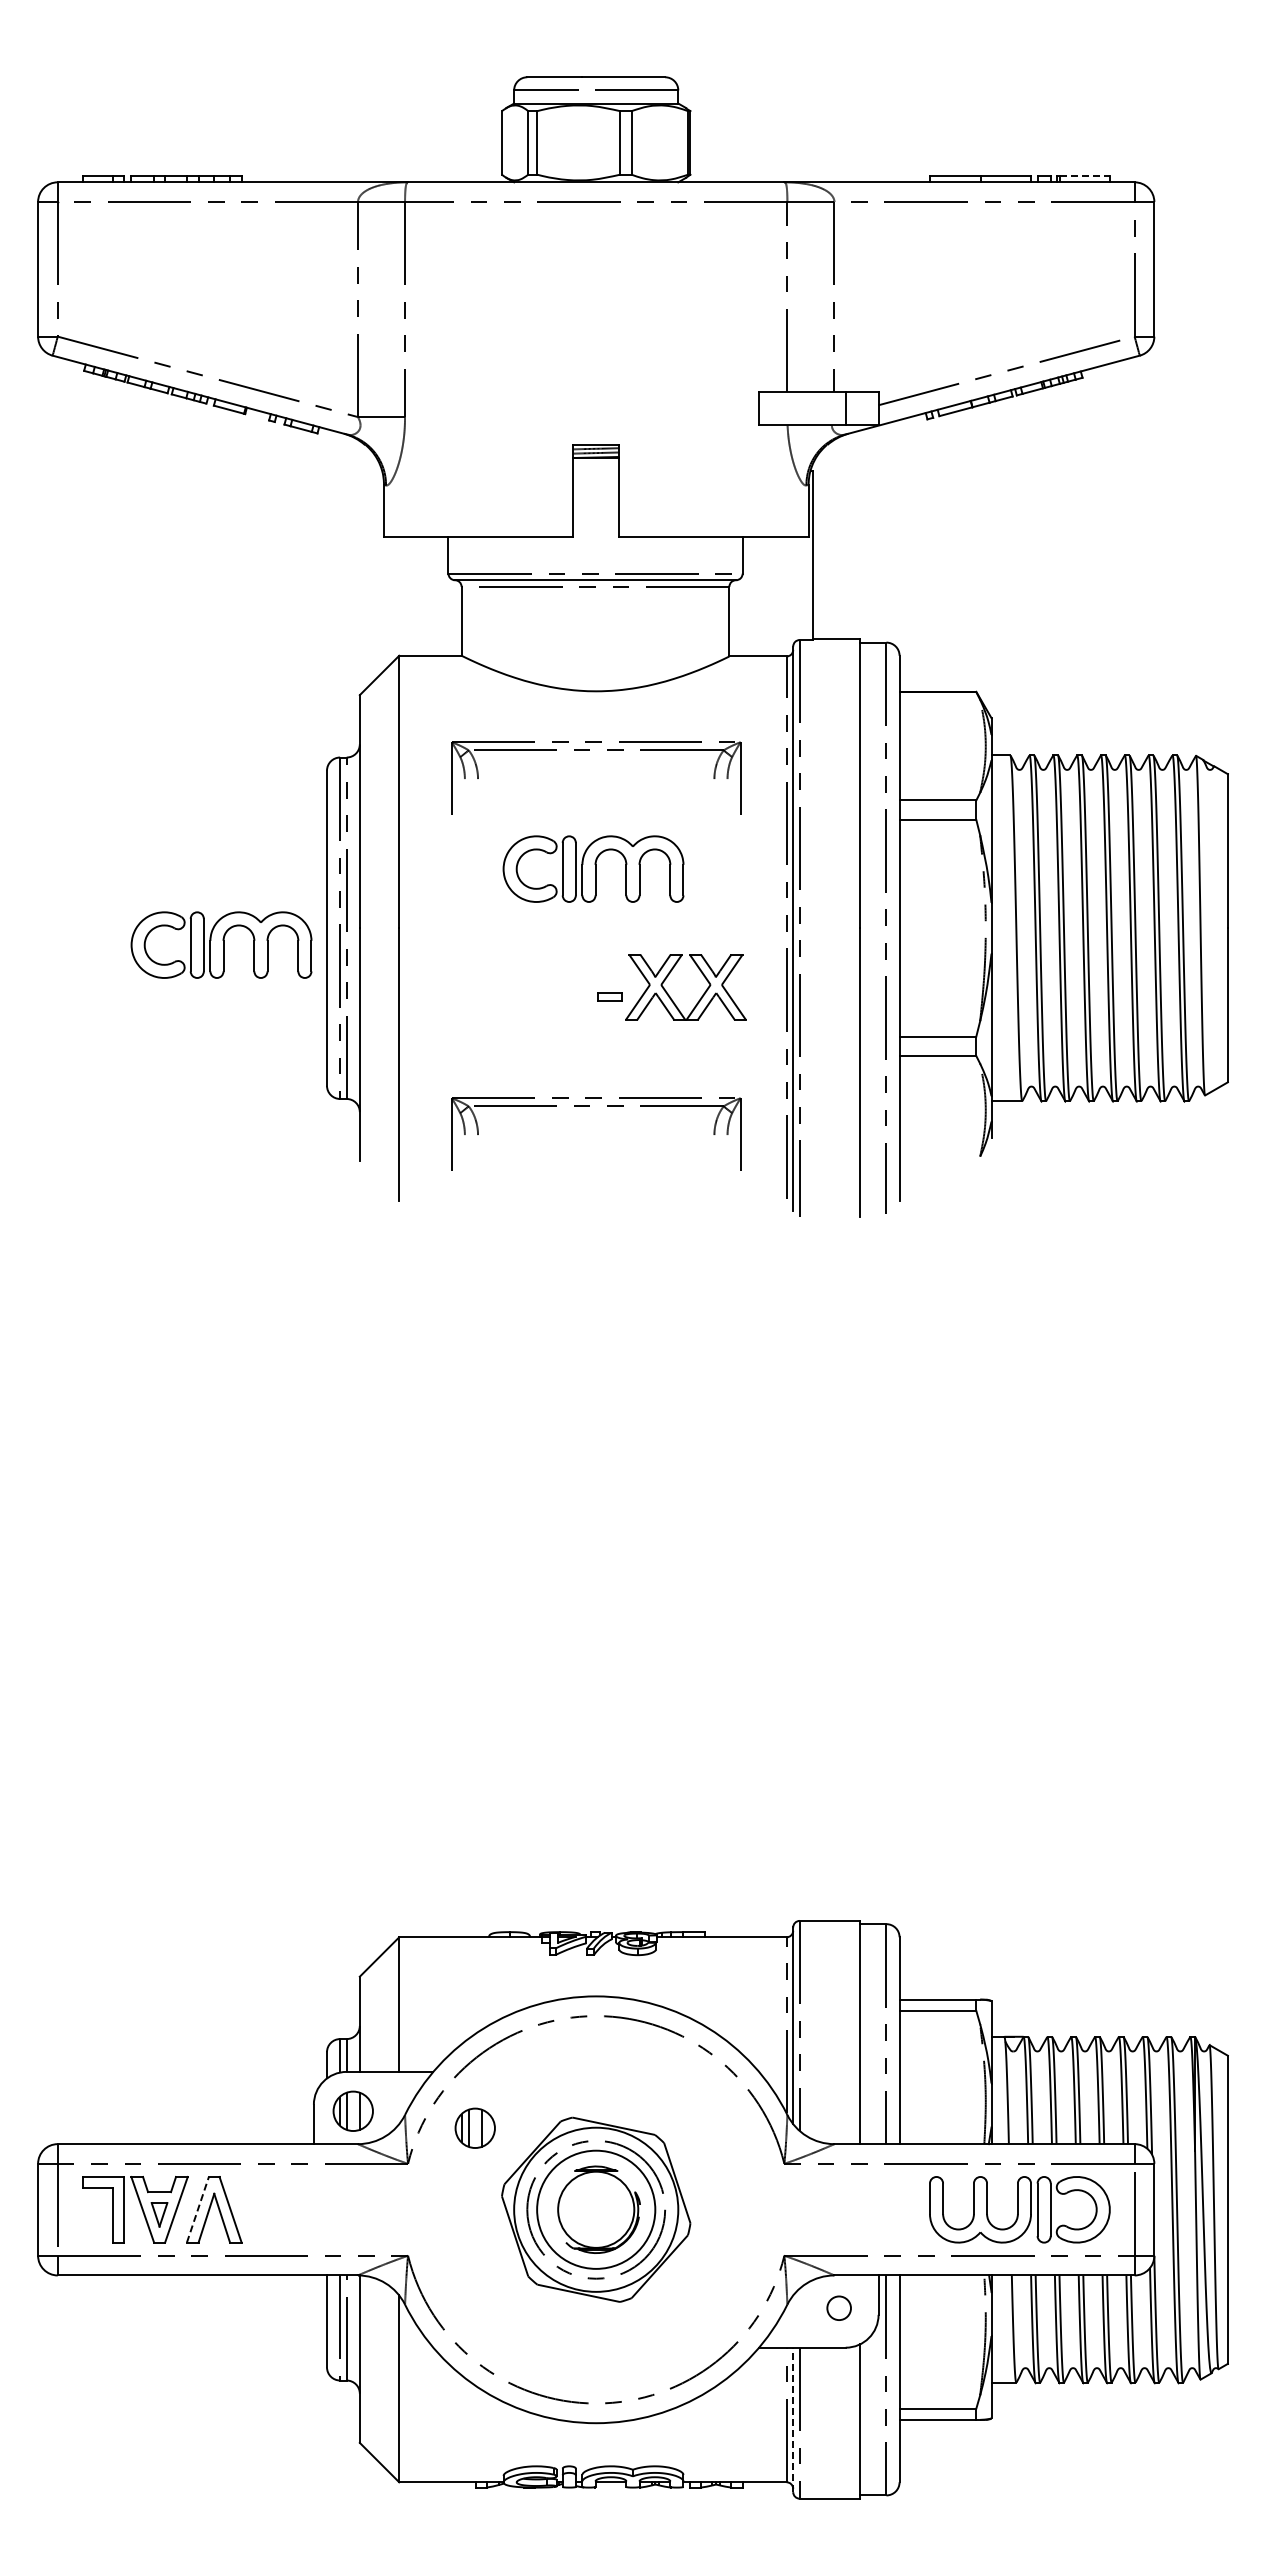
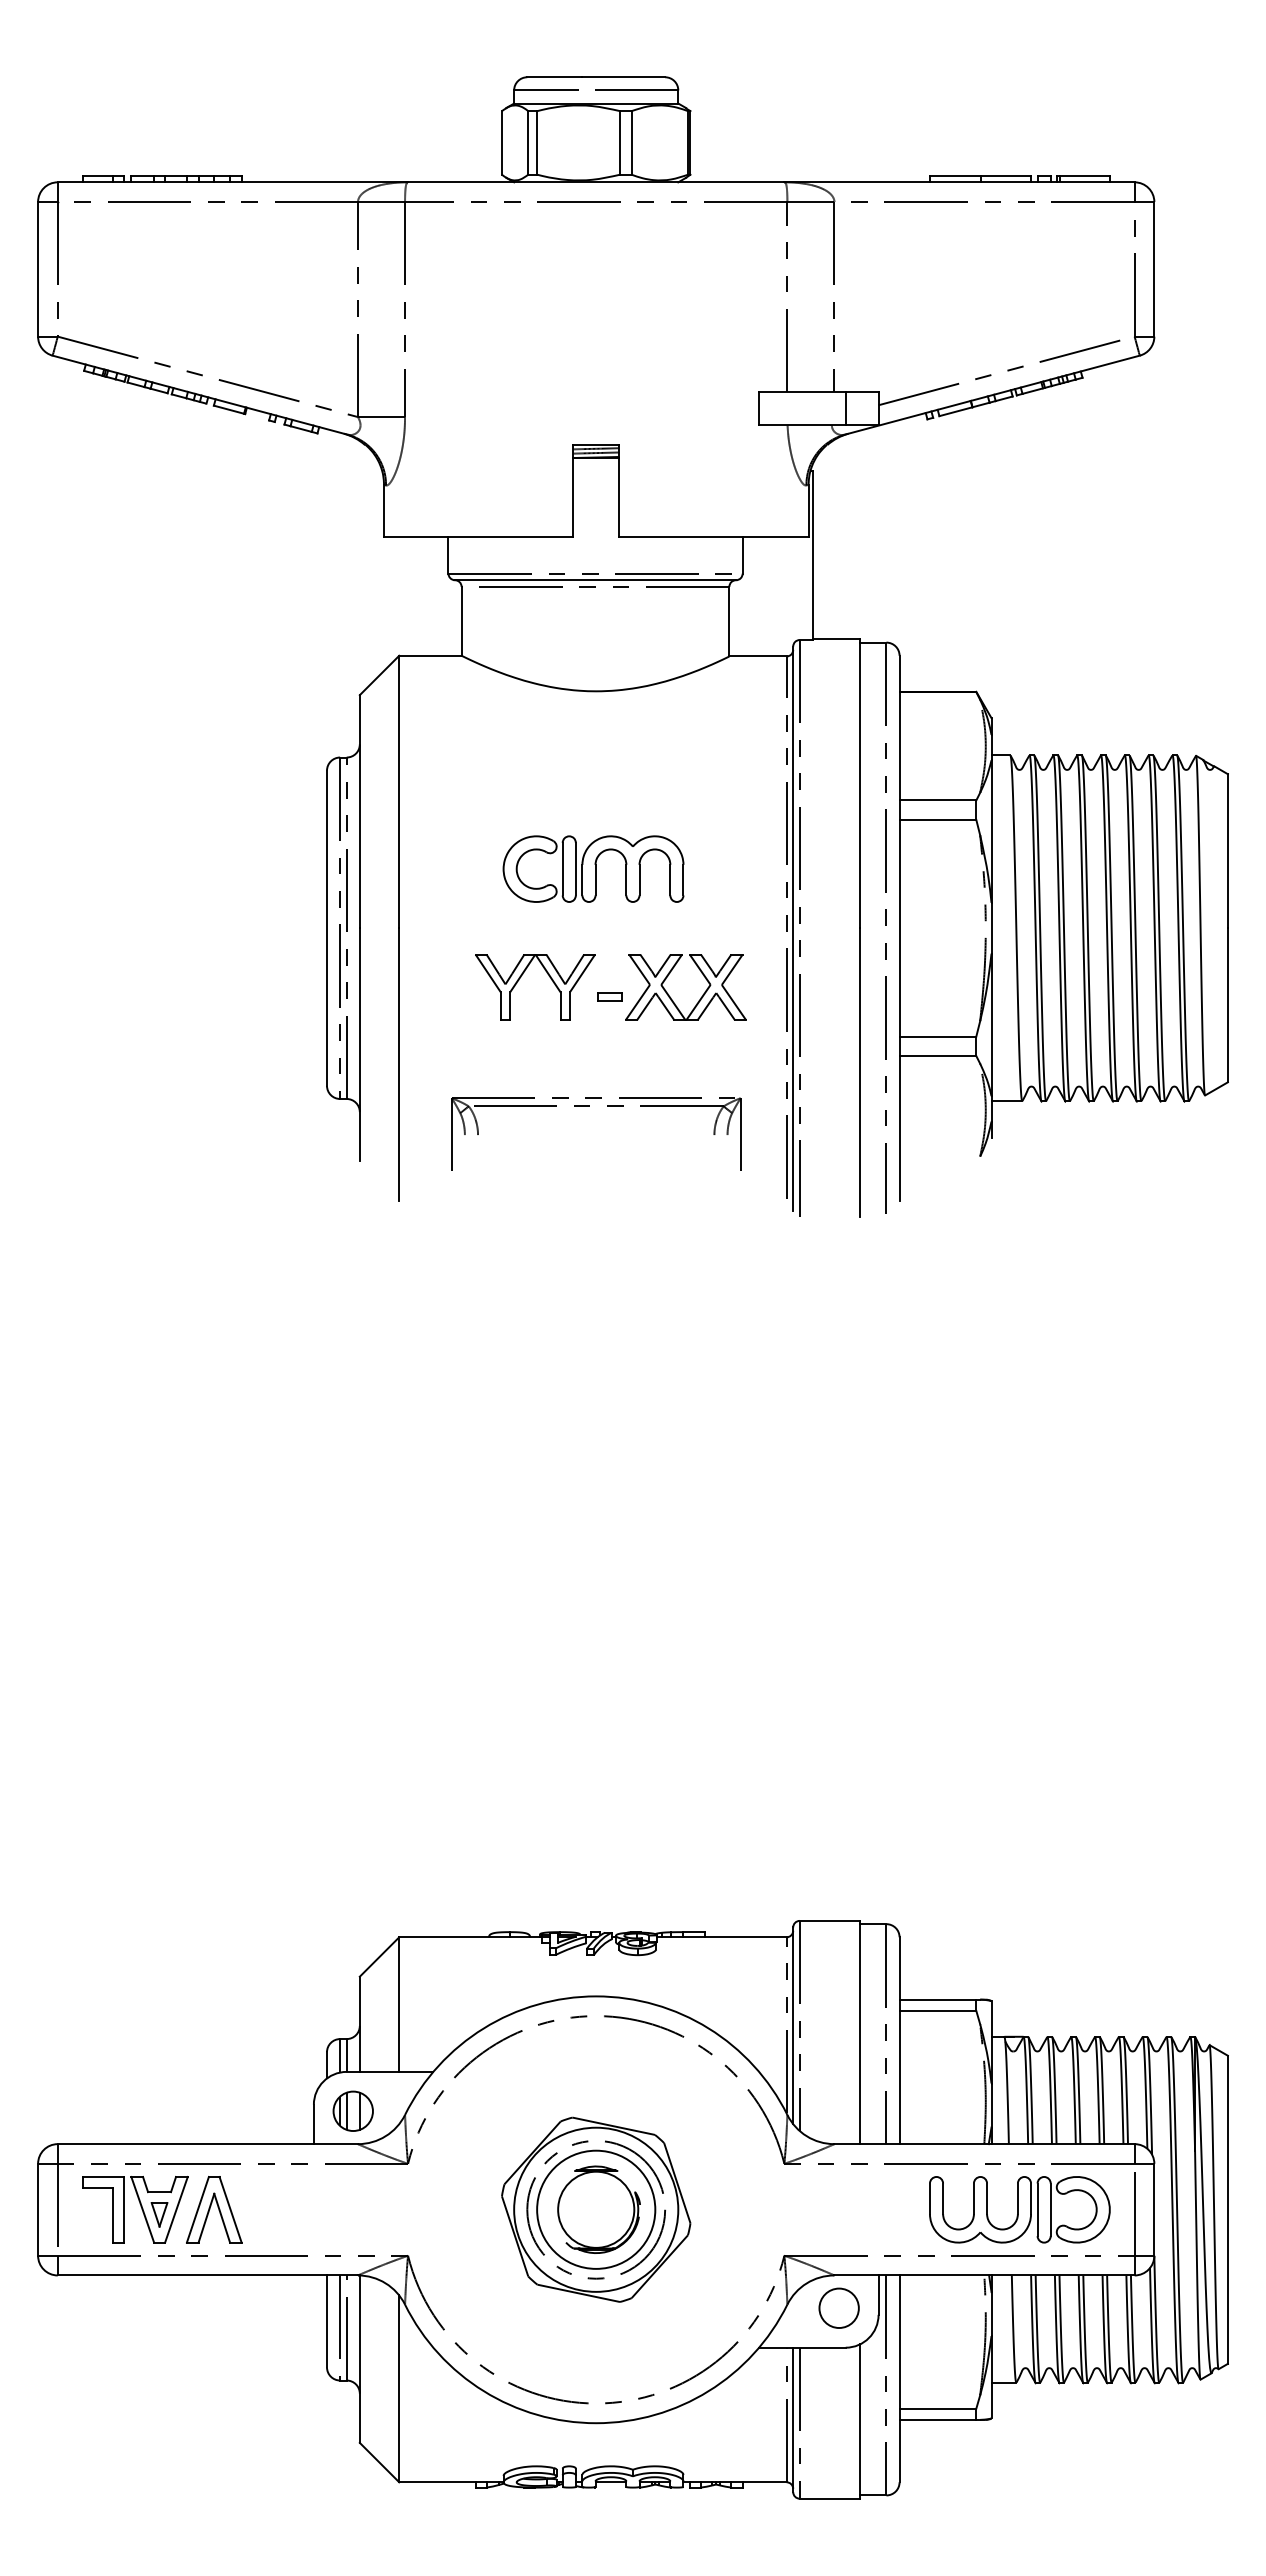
line: dashed -> solid (1084, 175)
part: present -> none (589, 750)
part: present -> none (221, 944)
part: none -> present (521, 977)
part: present -> none (474, 2127)
line: dashed -> solid (197, 2209)
circle diameter: 24 px -> 39 px (838, 2307)
line: dashed -> solid (793, 2419)
